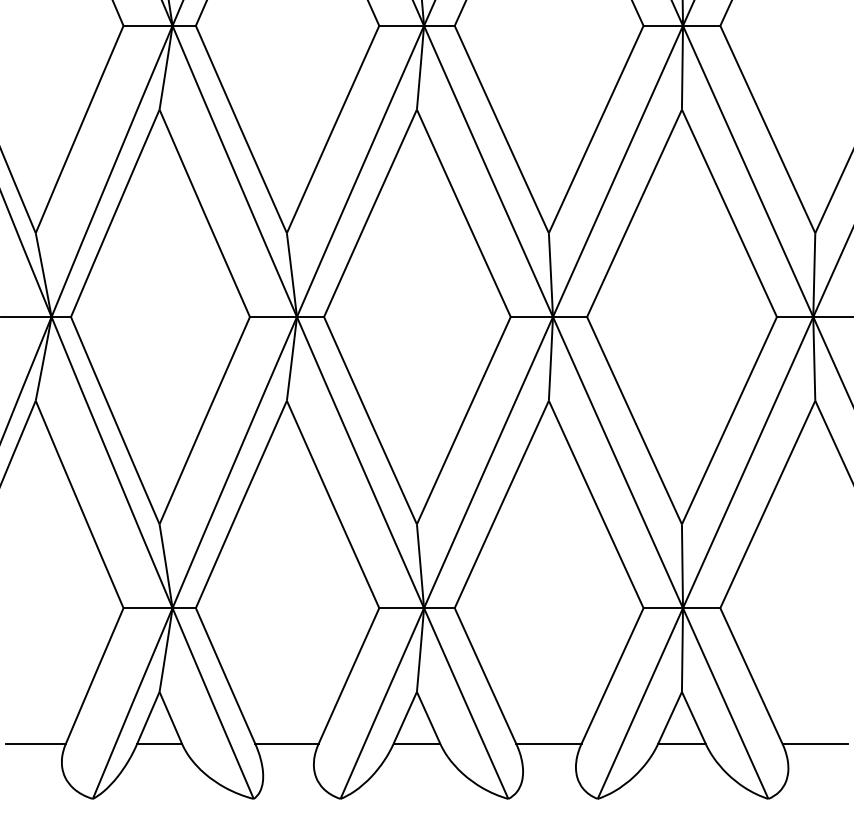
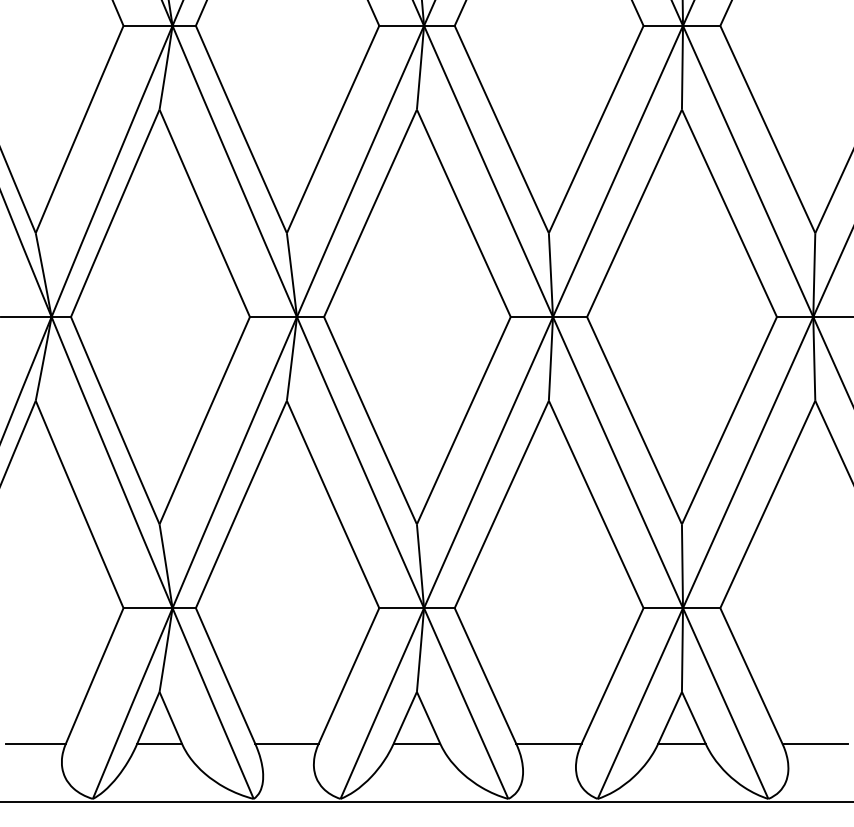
line: none -> present (426, 802)
